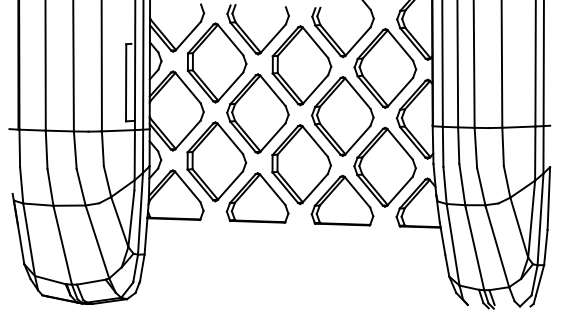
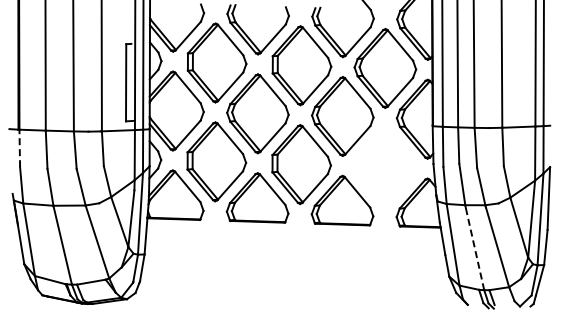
line: solid -> dashed (19, 148)
part: present -> none (384, 166)
line: solid -> dashed (474, 248)
